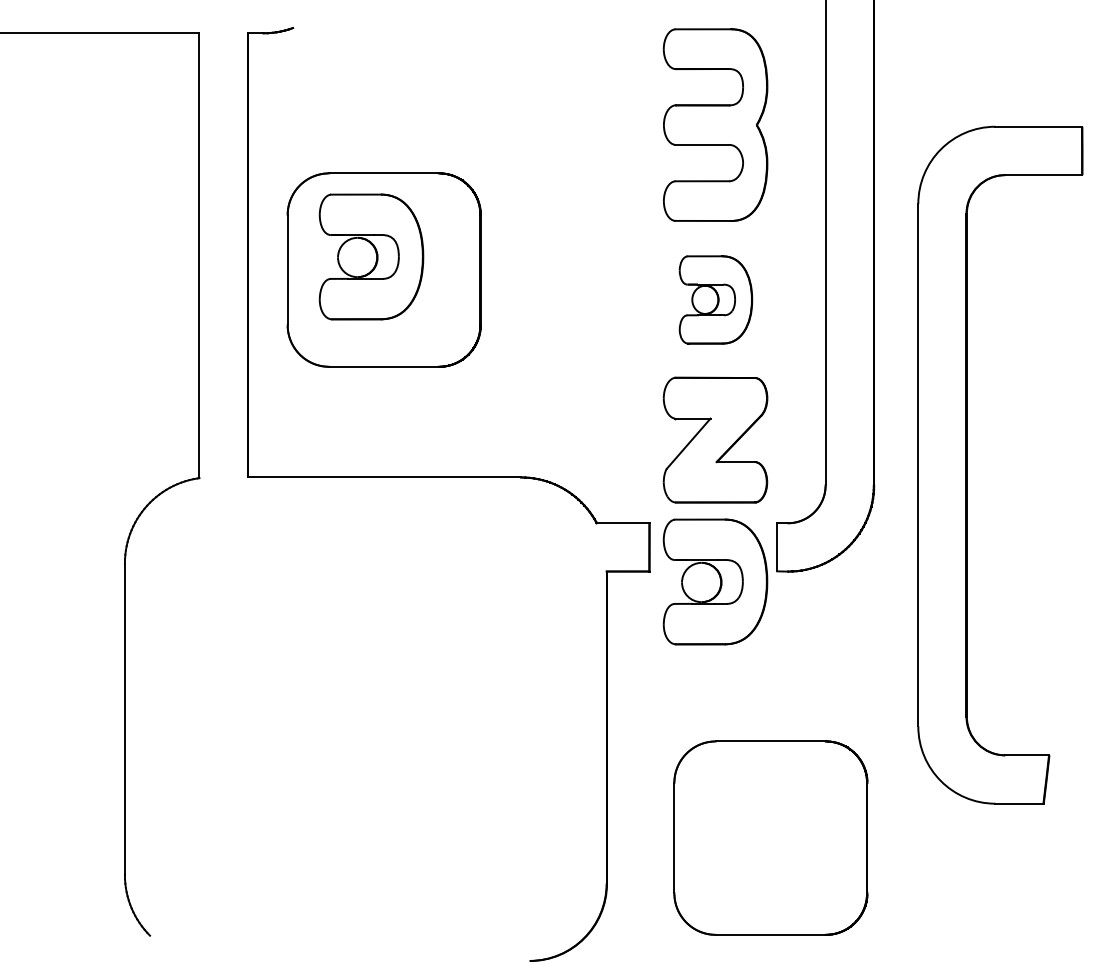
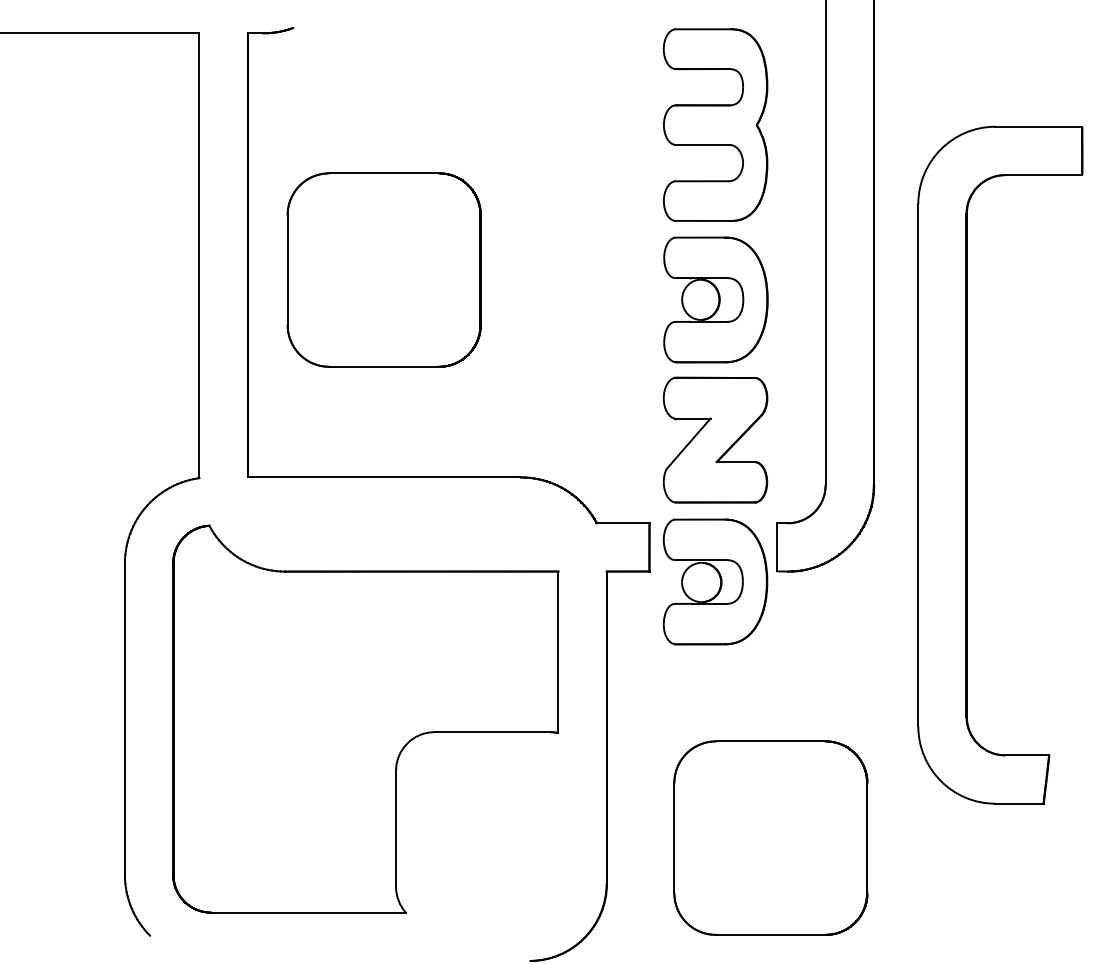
part: present -> none (371, 256)
part size: 76x90 px -> 106x128 px (715, 299)
part: none -> present (365, 718)
